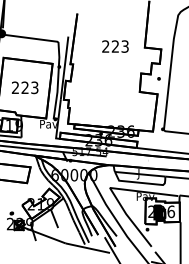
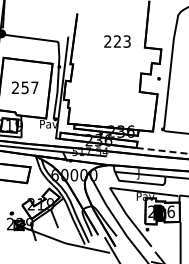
text position: (115, 46) -> (117, 41) (117, 41)
text: 223 -> 257 (29, 87)
line: solid -> dashed (162, 150)
